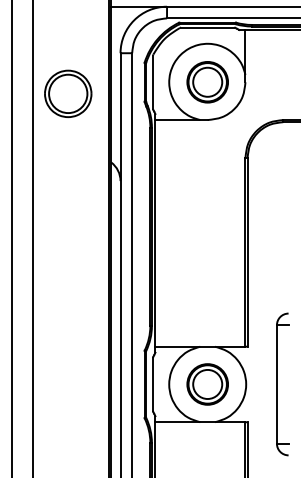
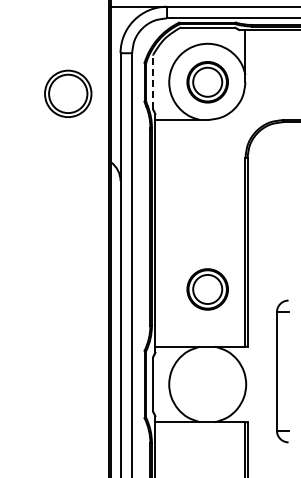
line: solid -> dashed (153, 82)
line: present -> none (12, 238)
line: present -> none (32, 238)
part position: (207, 384) -> (207, 289) (207, 289)
part position: (282, 384) -> (282, 371) (282, 371)
